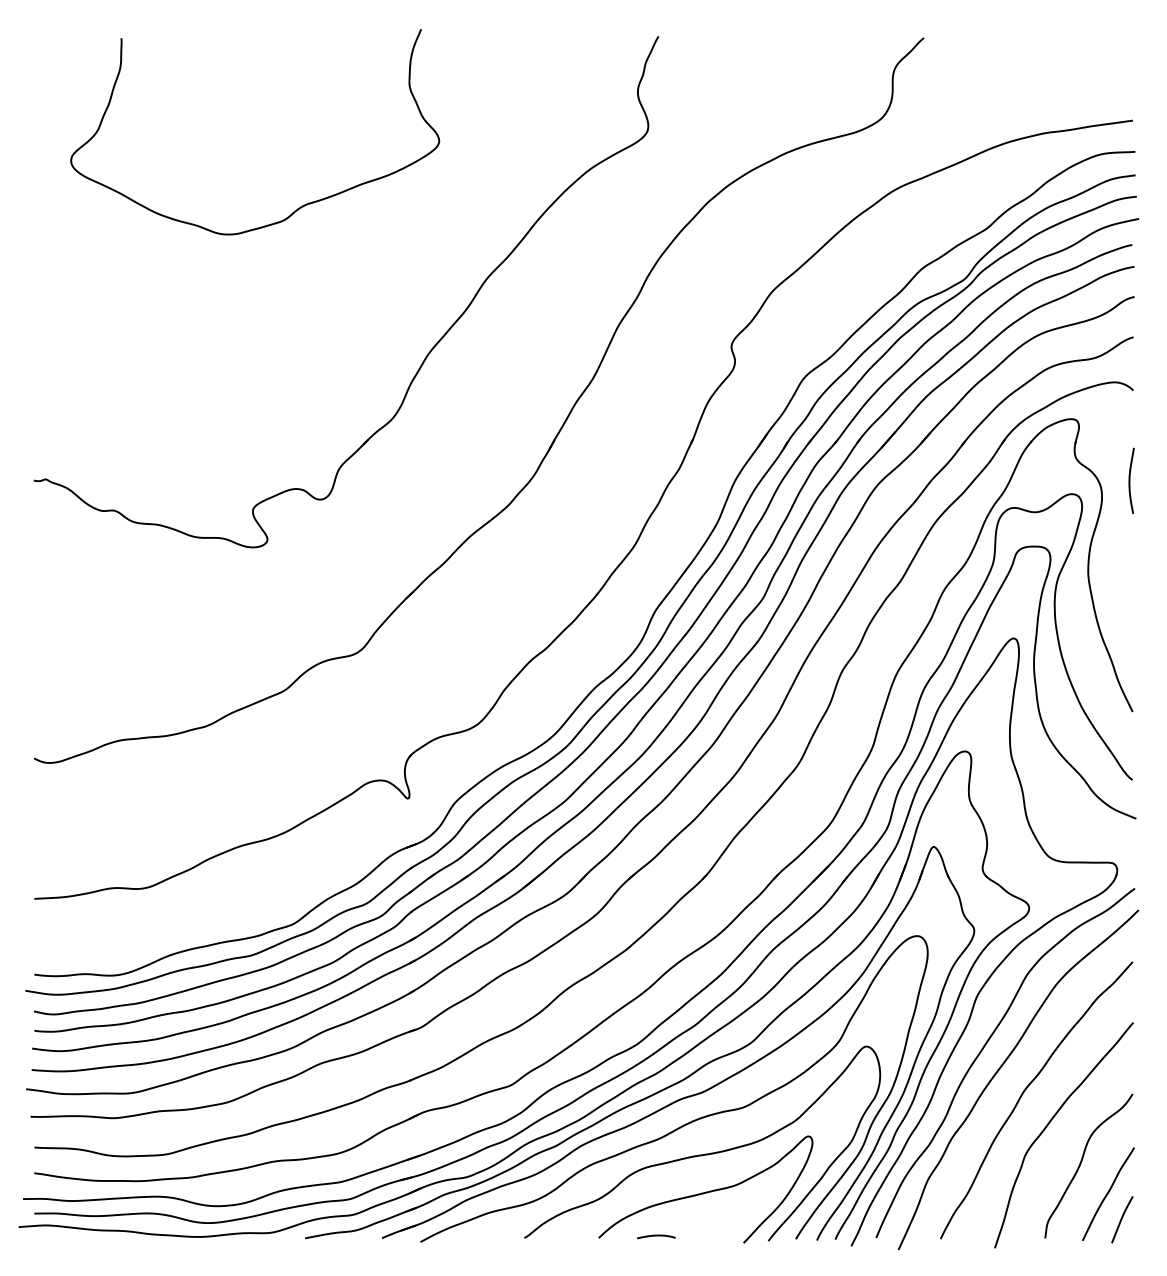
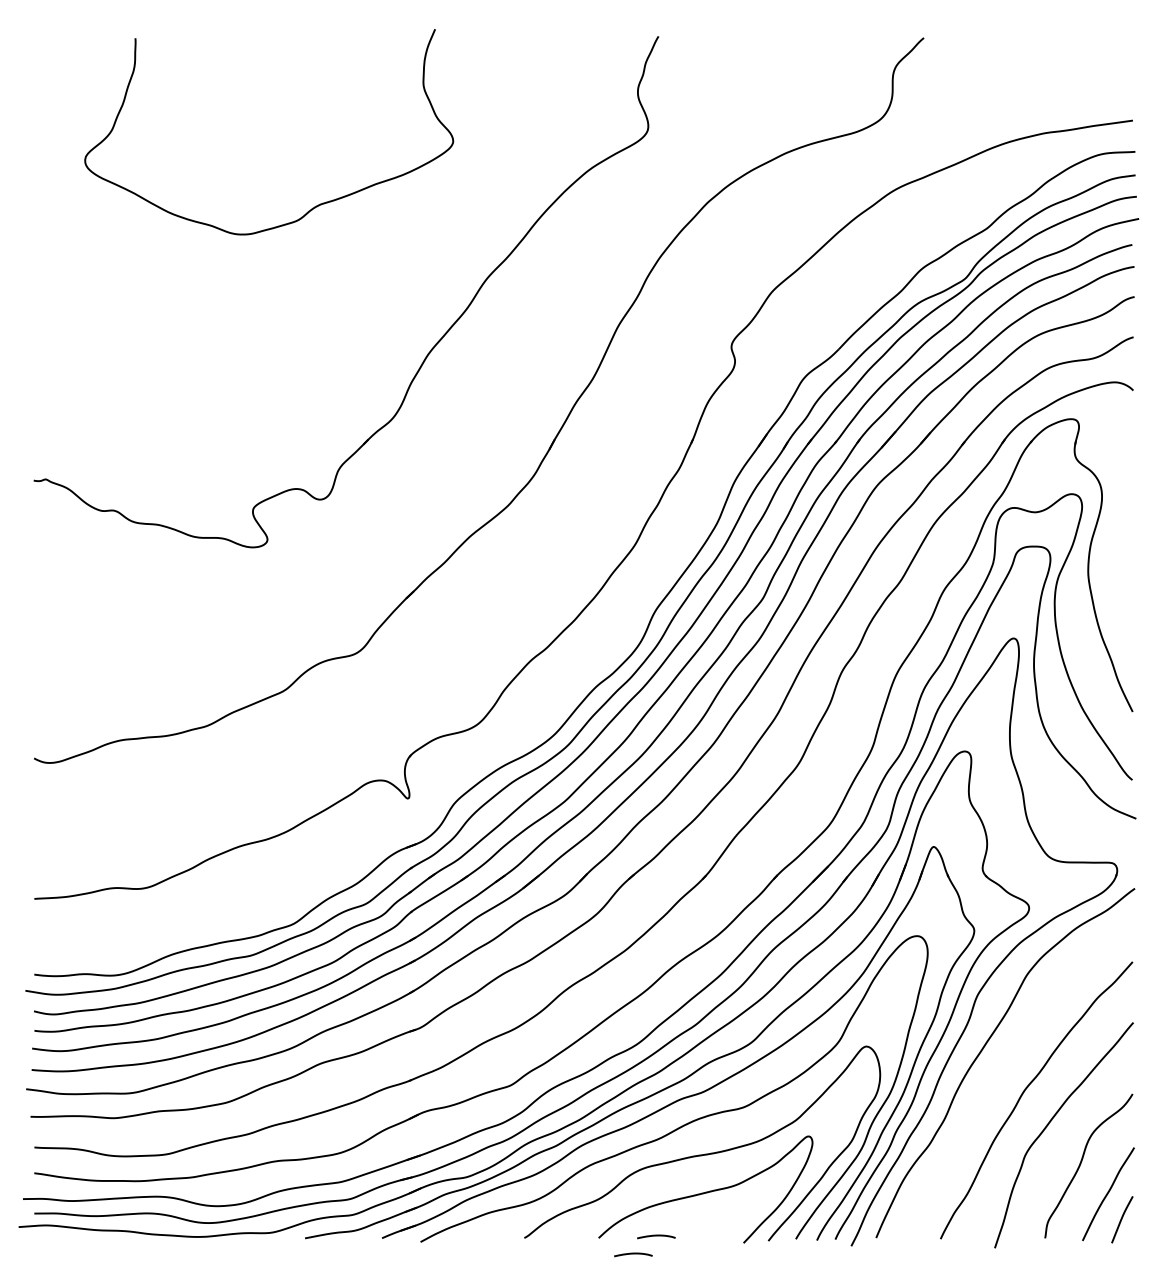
curve position: (298, 207) -> (312, 207) (312, 207)
curve: present -> none (1130, 480)
part: present -> none (1003, 1065)
curve: none -> present (633, 1254)
